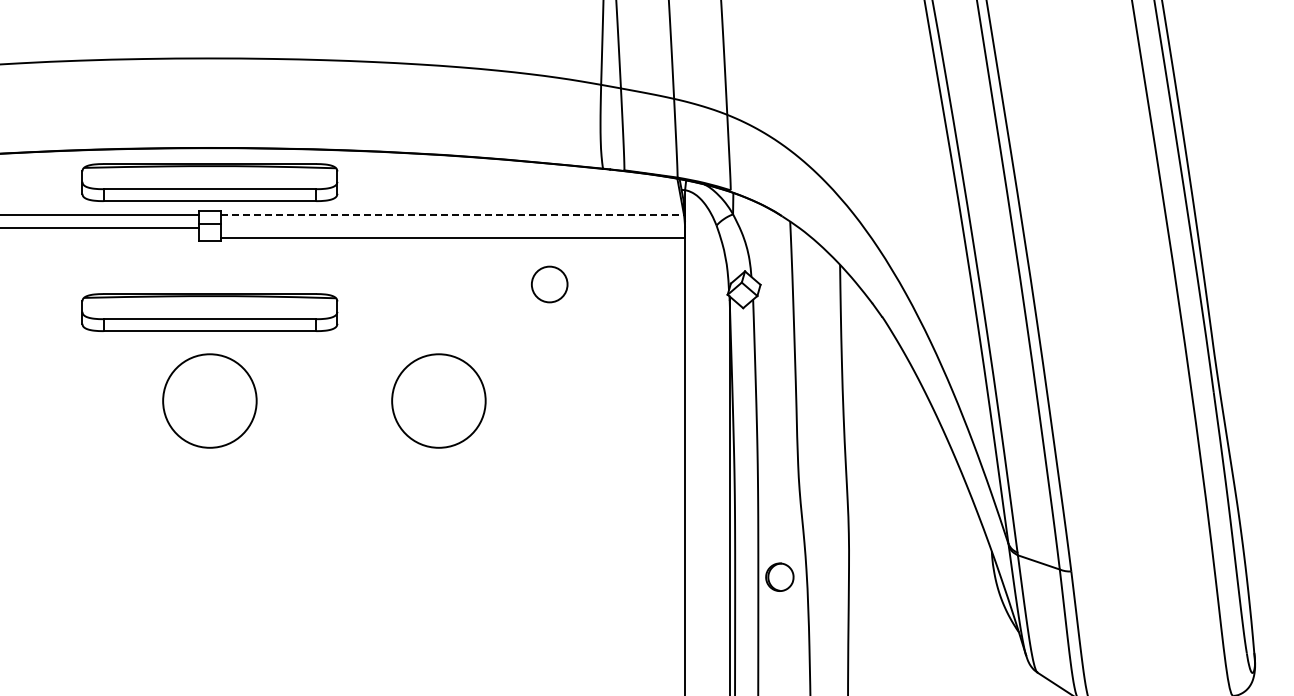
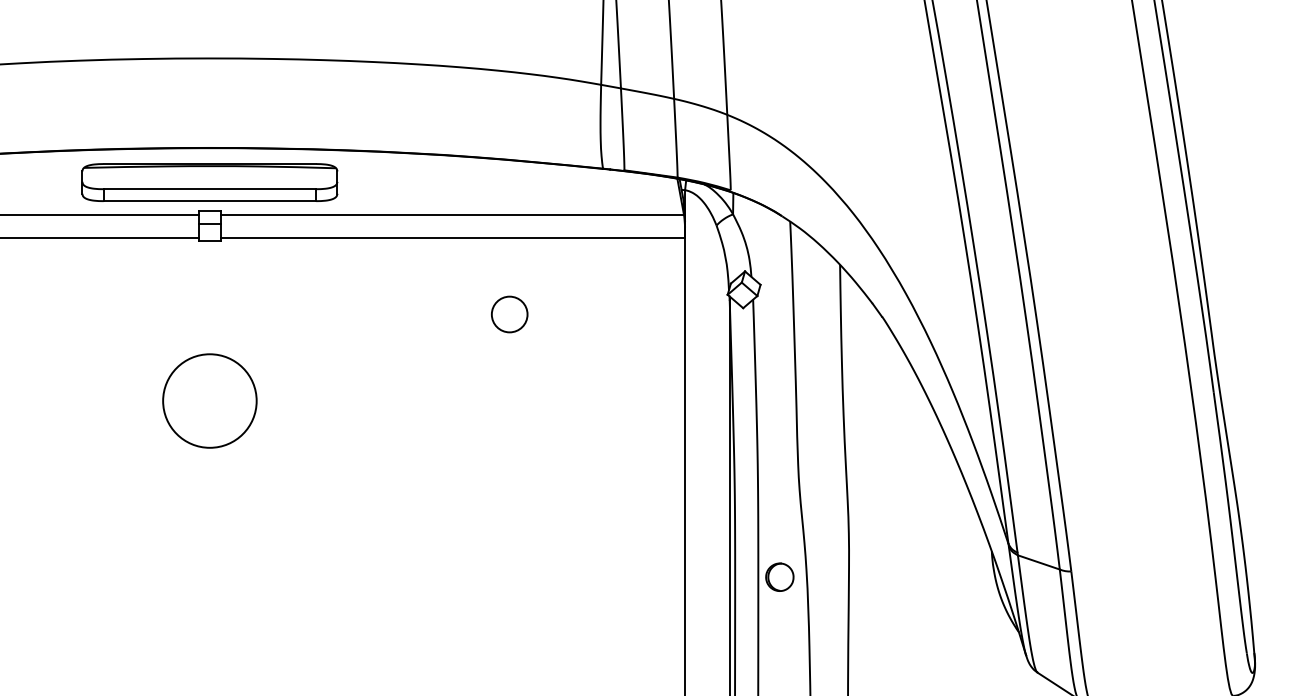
line: dashed -> solid (452, 214)
line position: (100, 228) -> (100, 238) (100, 238)
circle position: (549, 284) -> (509, 314) (509, 314)
part: present -> none (209, 312)
circle: present -> none (438, 400)
